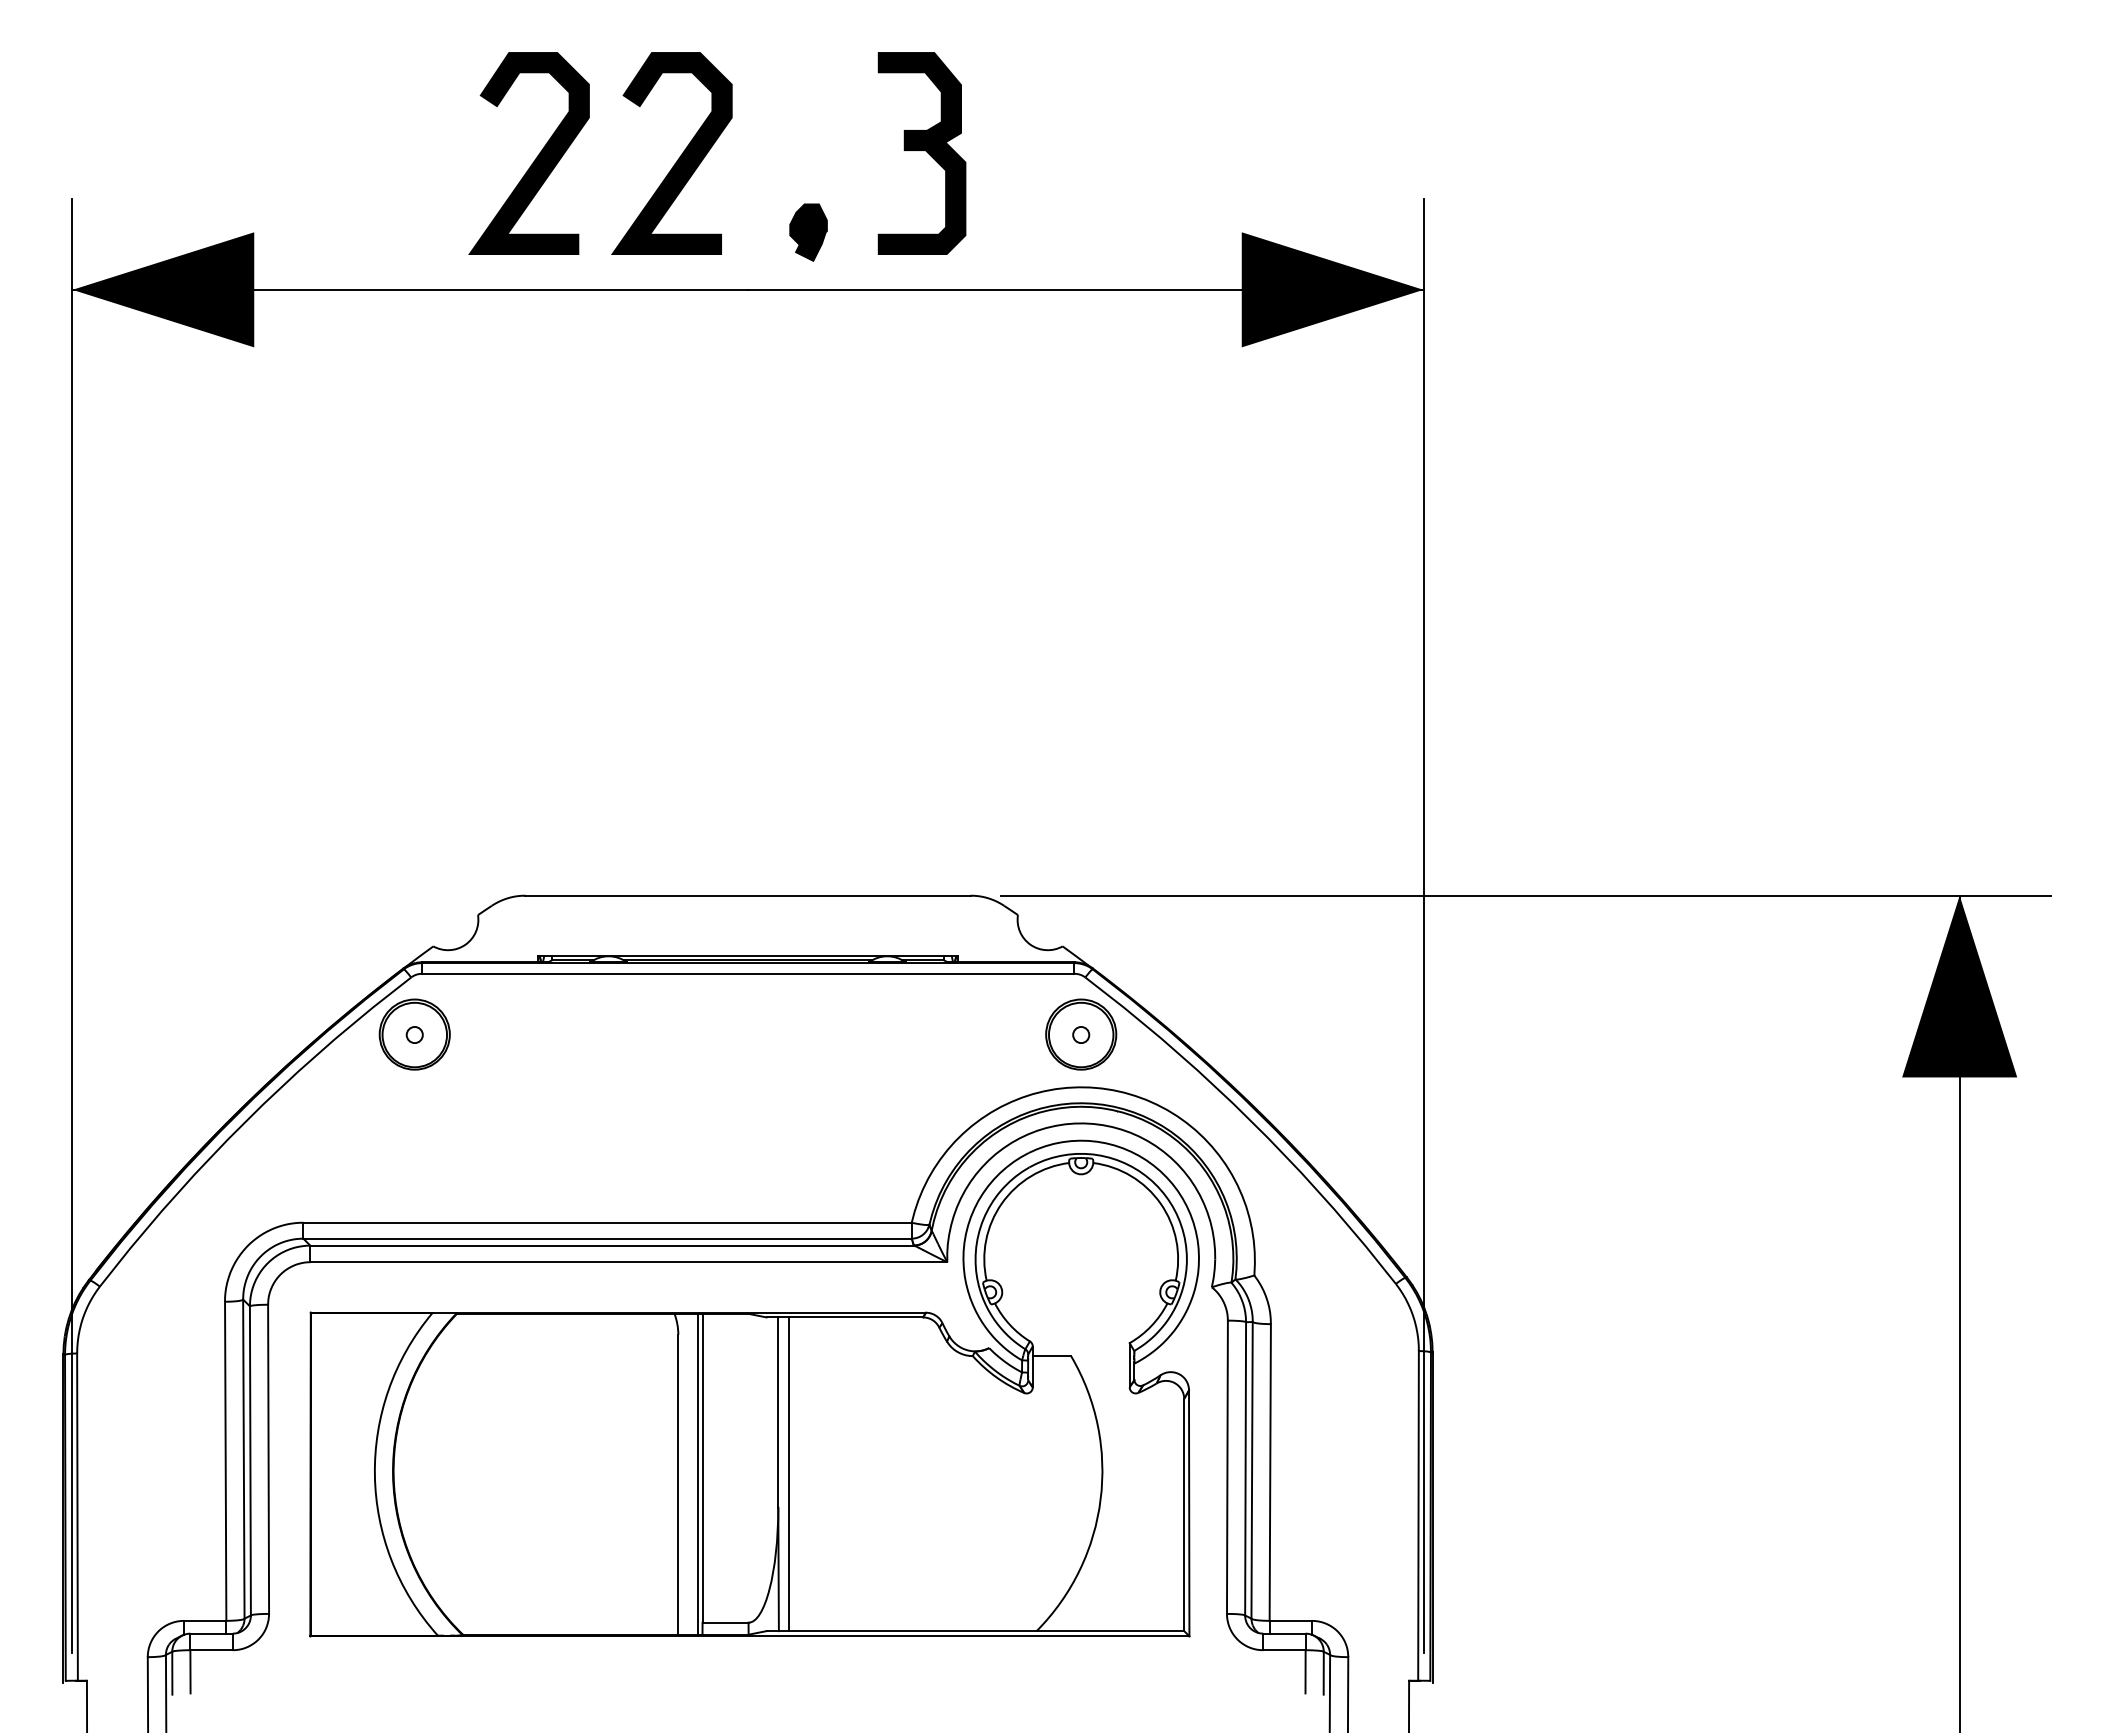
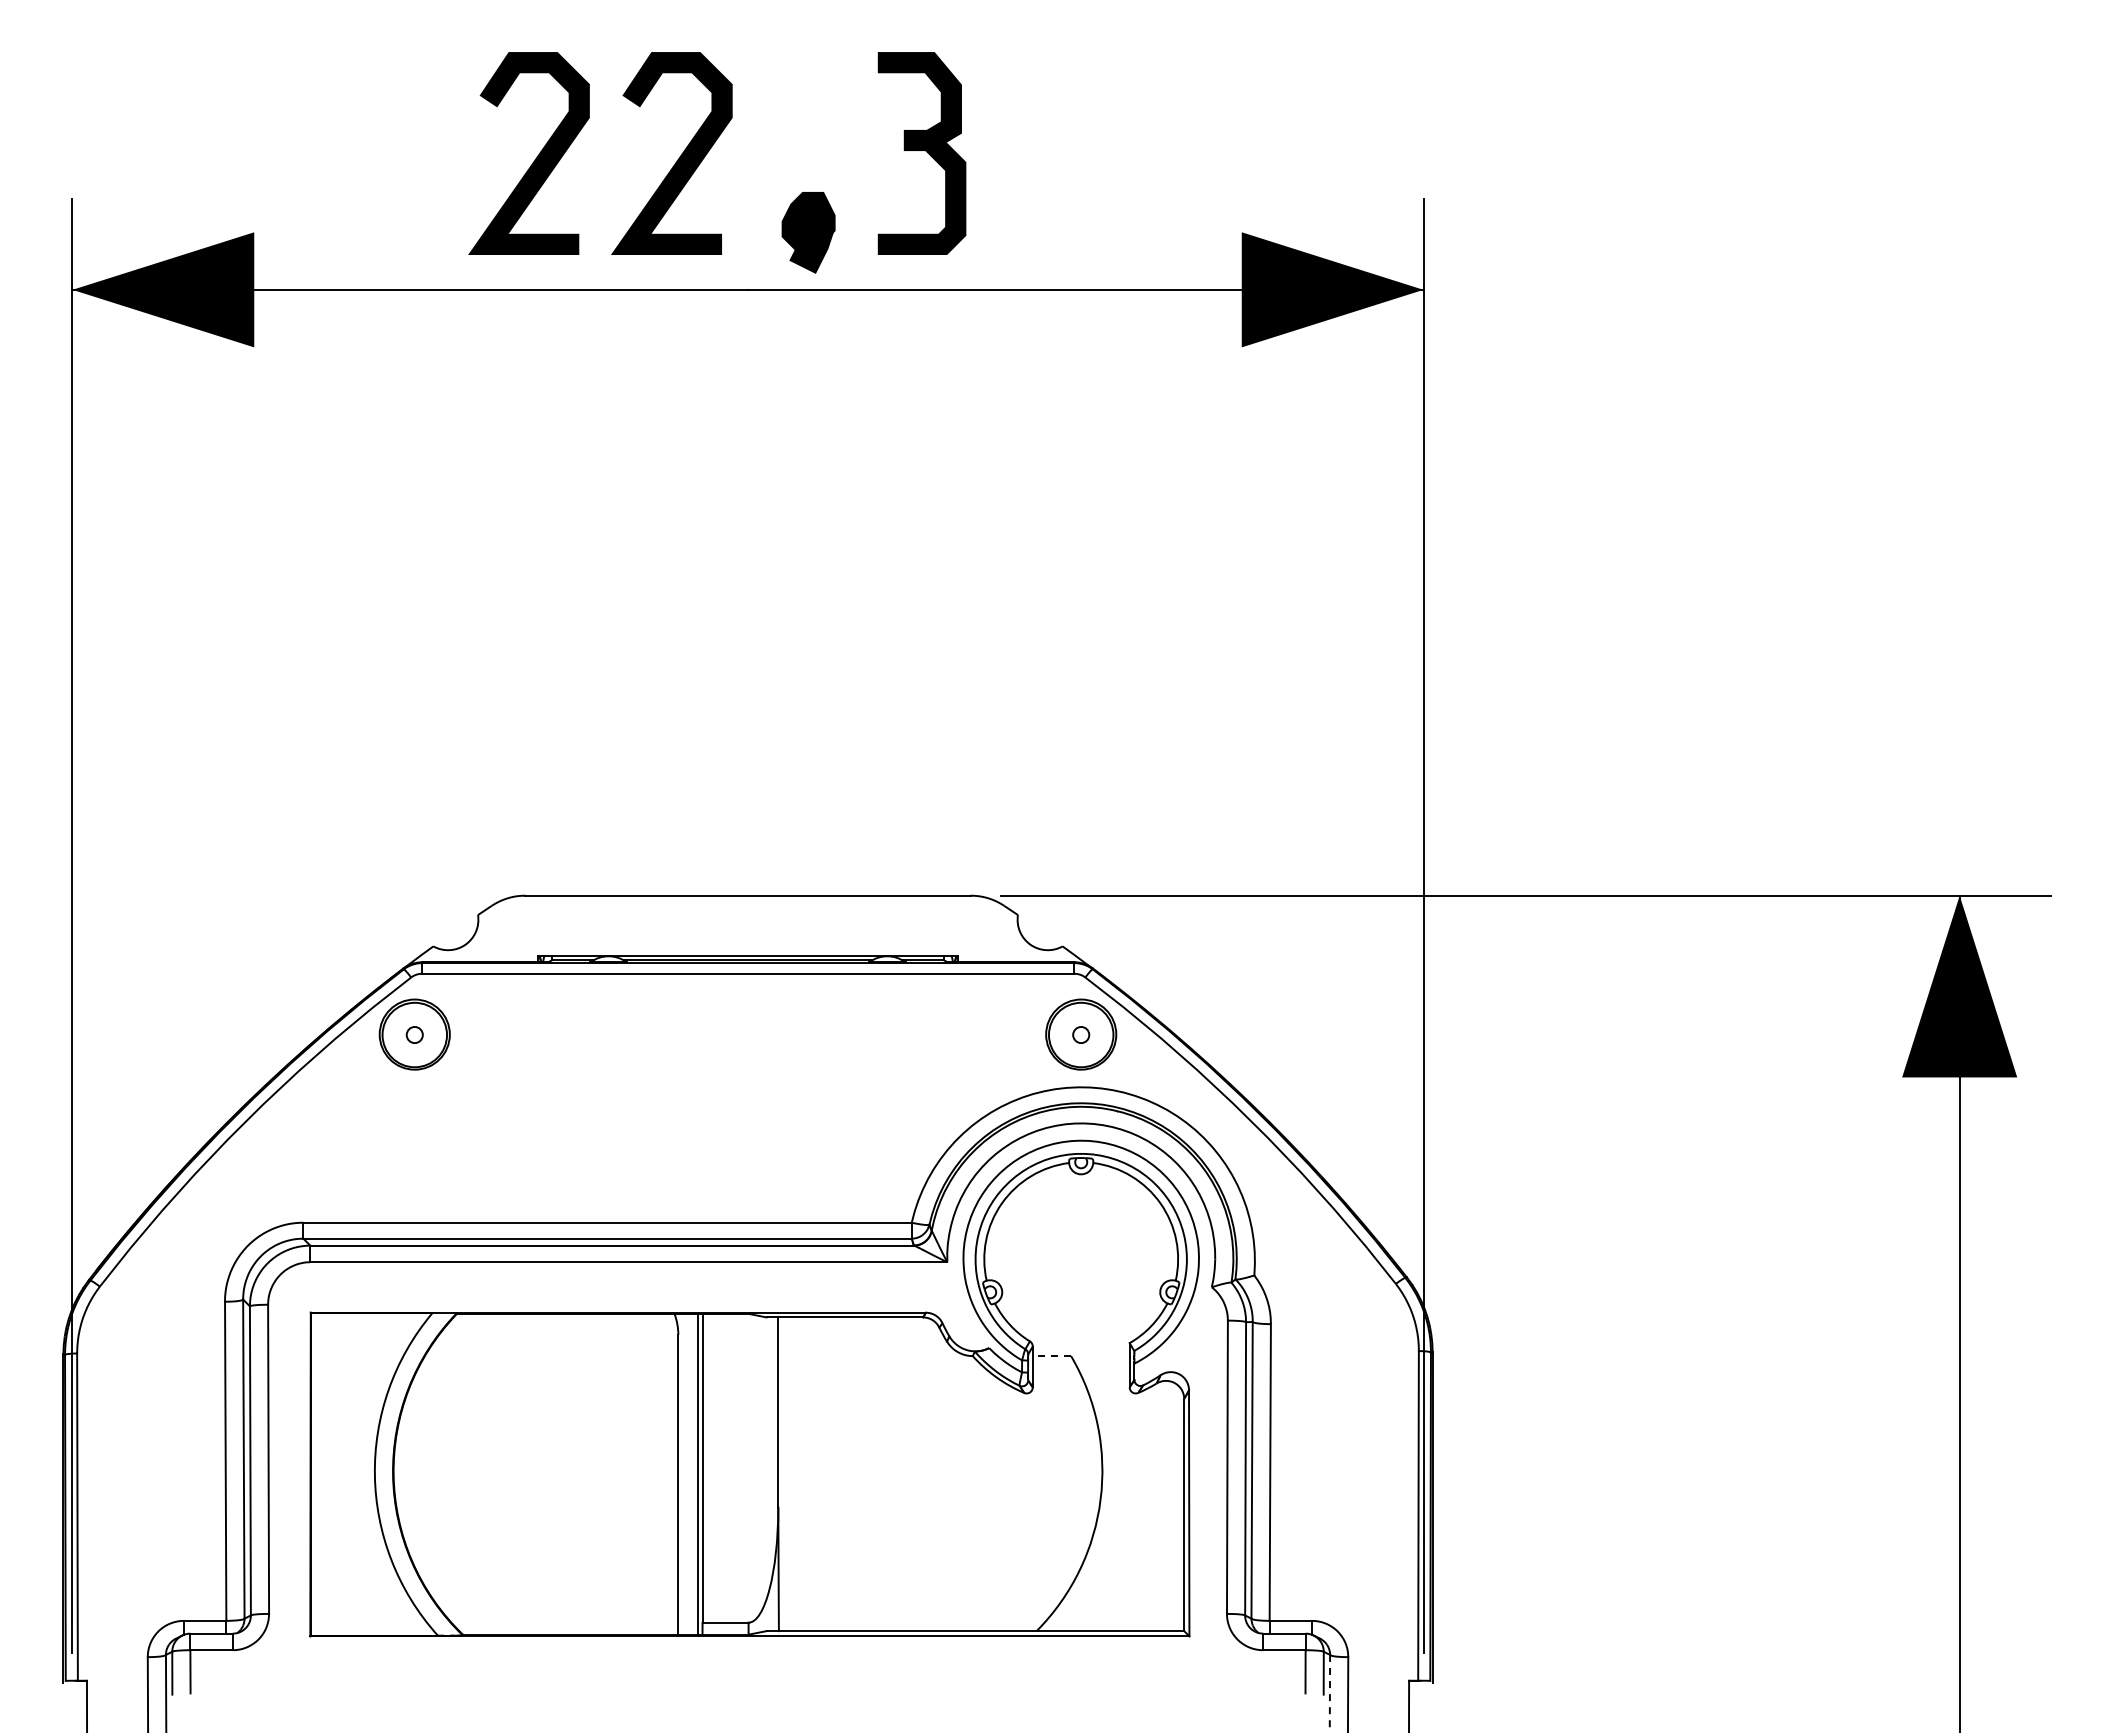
part size: 39x59 px -> 55x82 px (808, 232)
line: solid -> dashed (1051, 1356)
line: present -> none (789, 1474)
line: solid -> dashed (1329, 1693)
